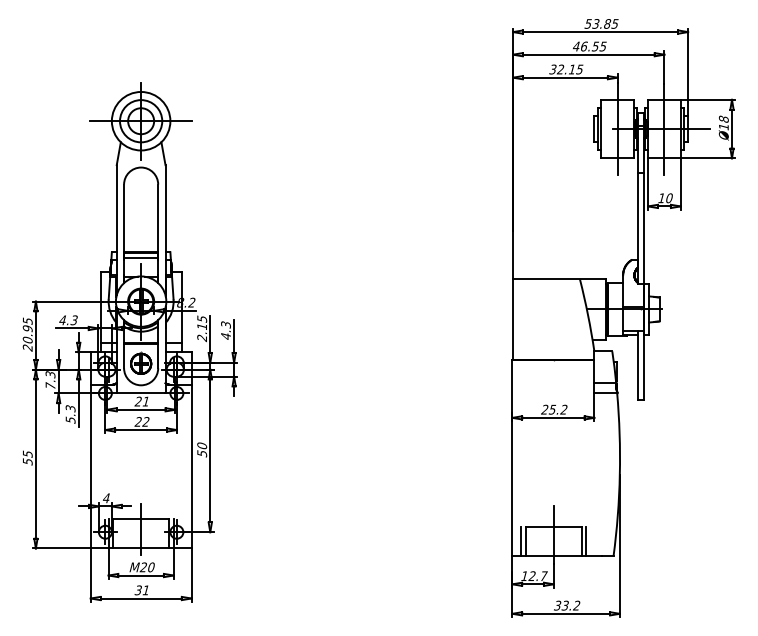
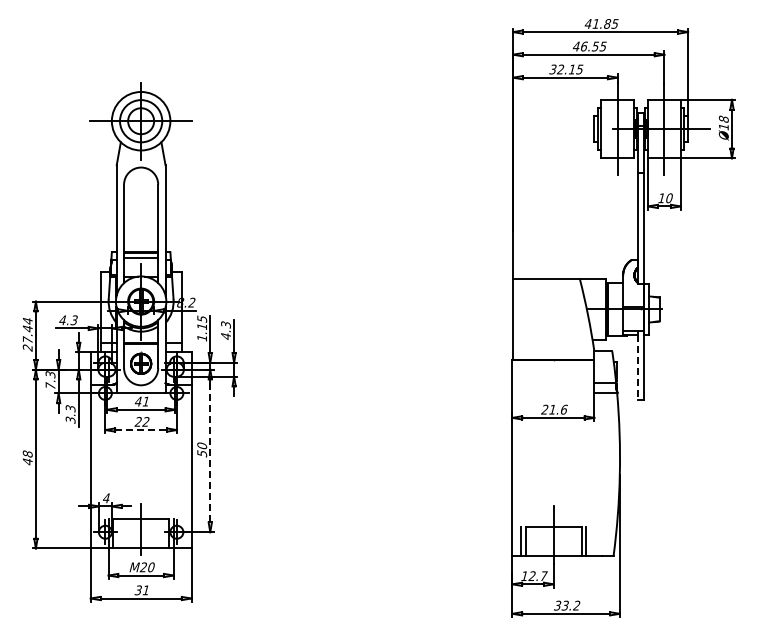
text: 53.85 -> 41.85 (591, 23)
text: 20.95 -> 27.44 (27, 330)
text: 2.15 -> 1.15 (201, 338)
line: solid -> dashed (637, 367)
text: 21 -> 41 (137, 401)
text: 25.2 -> 21.6 (557, 409)
text: 5.3 -> 3.3 (69, 419)
line: solid -> dashed (141, 430)
line: solid -> dashed (210, 450)
text: 55 -> 48 (27, 457)
